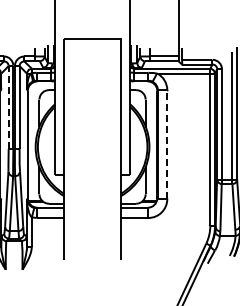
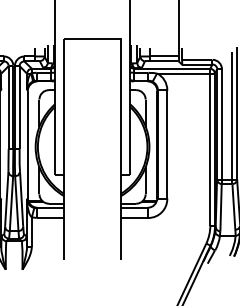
line: dashed -> solid (8, 107)
line: dashed -> solid (167, 144)
